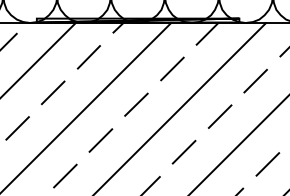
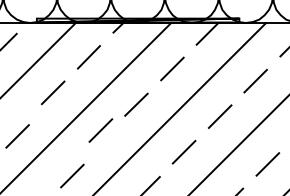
line position: (17, 128) -> (17, 136) (17, 136)
line position: (100, 140) -> (100, 130) (100, 130)
line position: (65, 175) -> (72, 175) (72, 175)
